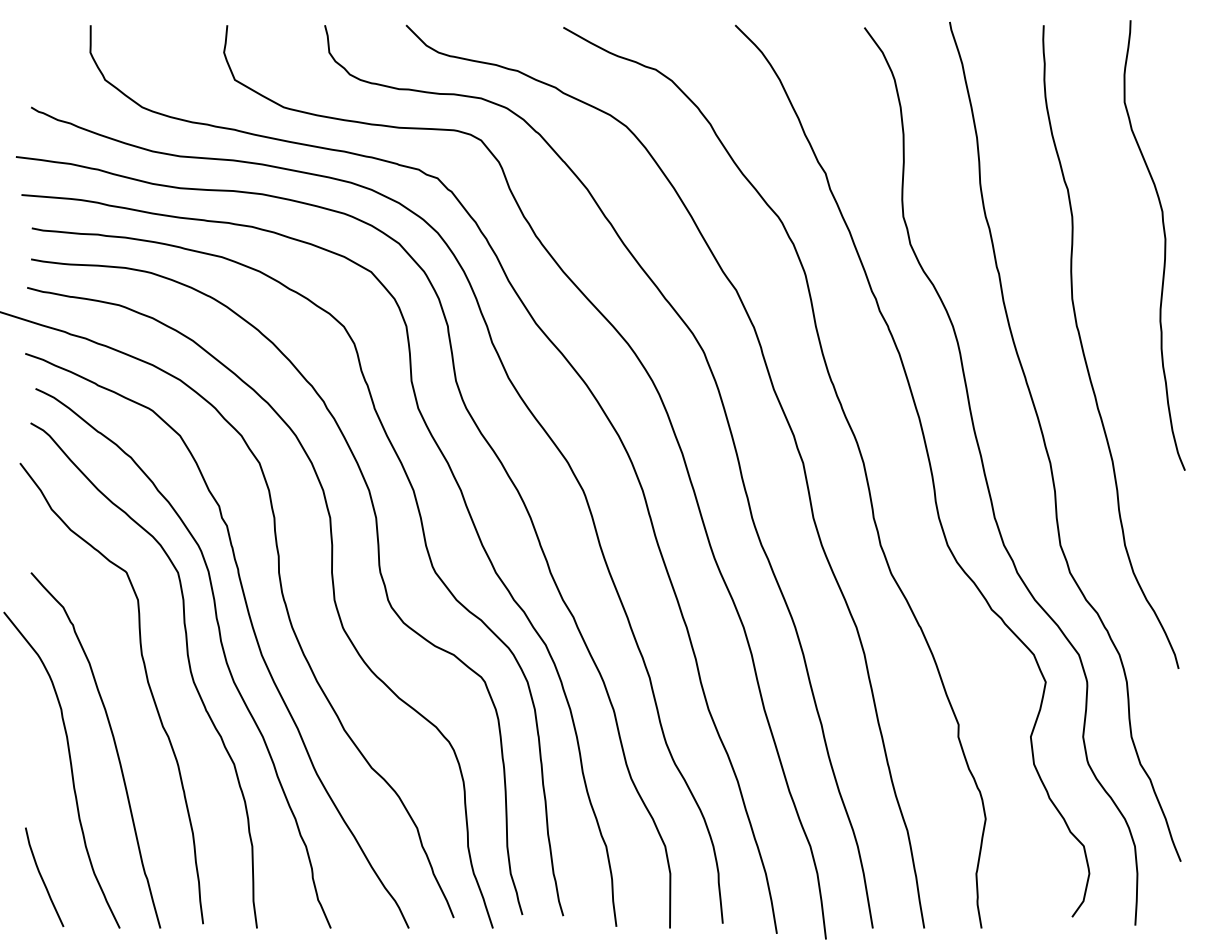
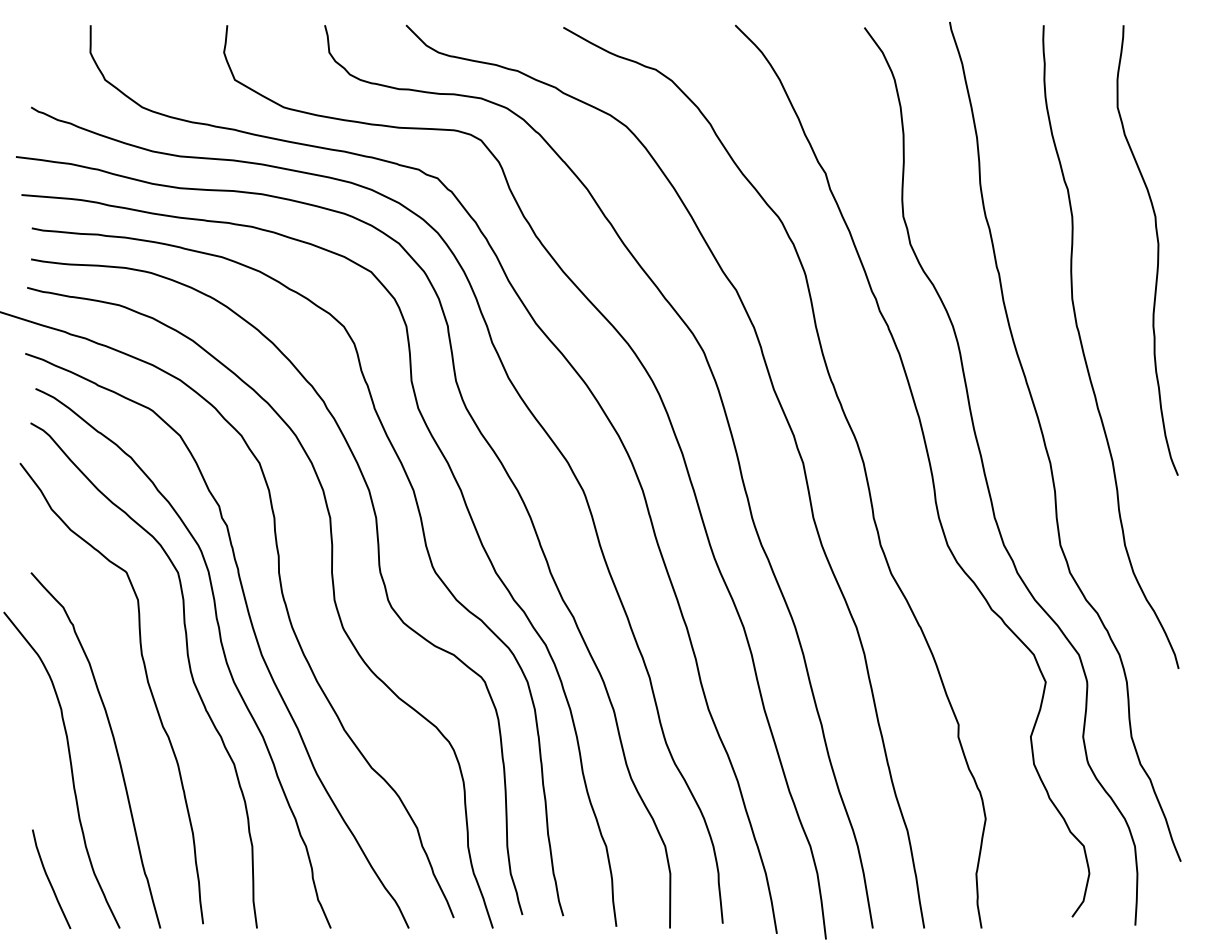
curve position: (1164, 245) -> (1157, 250) (1157, 250)
curve position: (42, 876) -> (49, 878) (49, 878)
